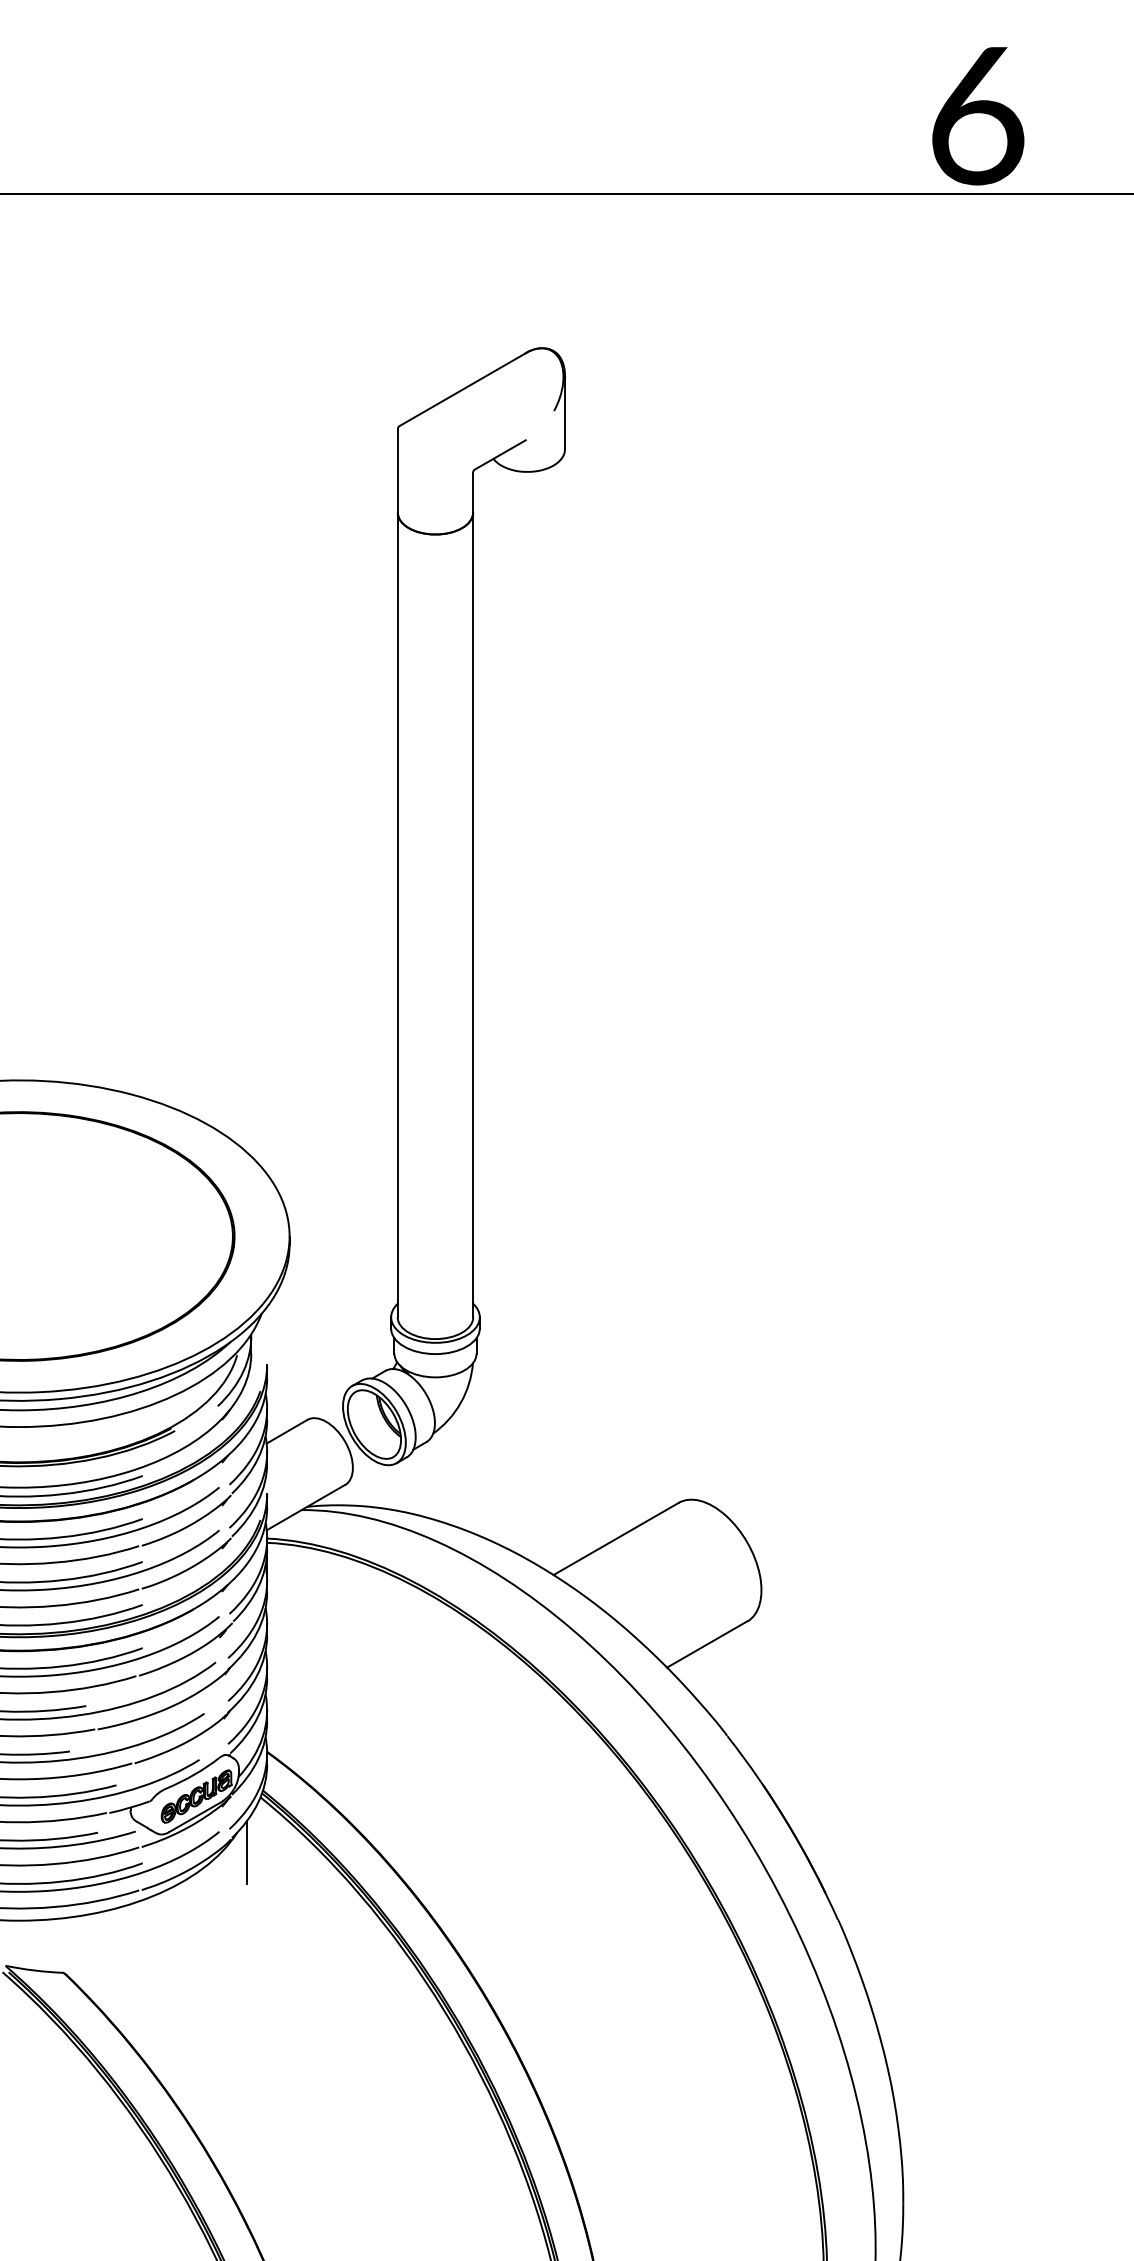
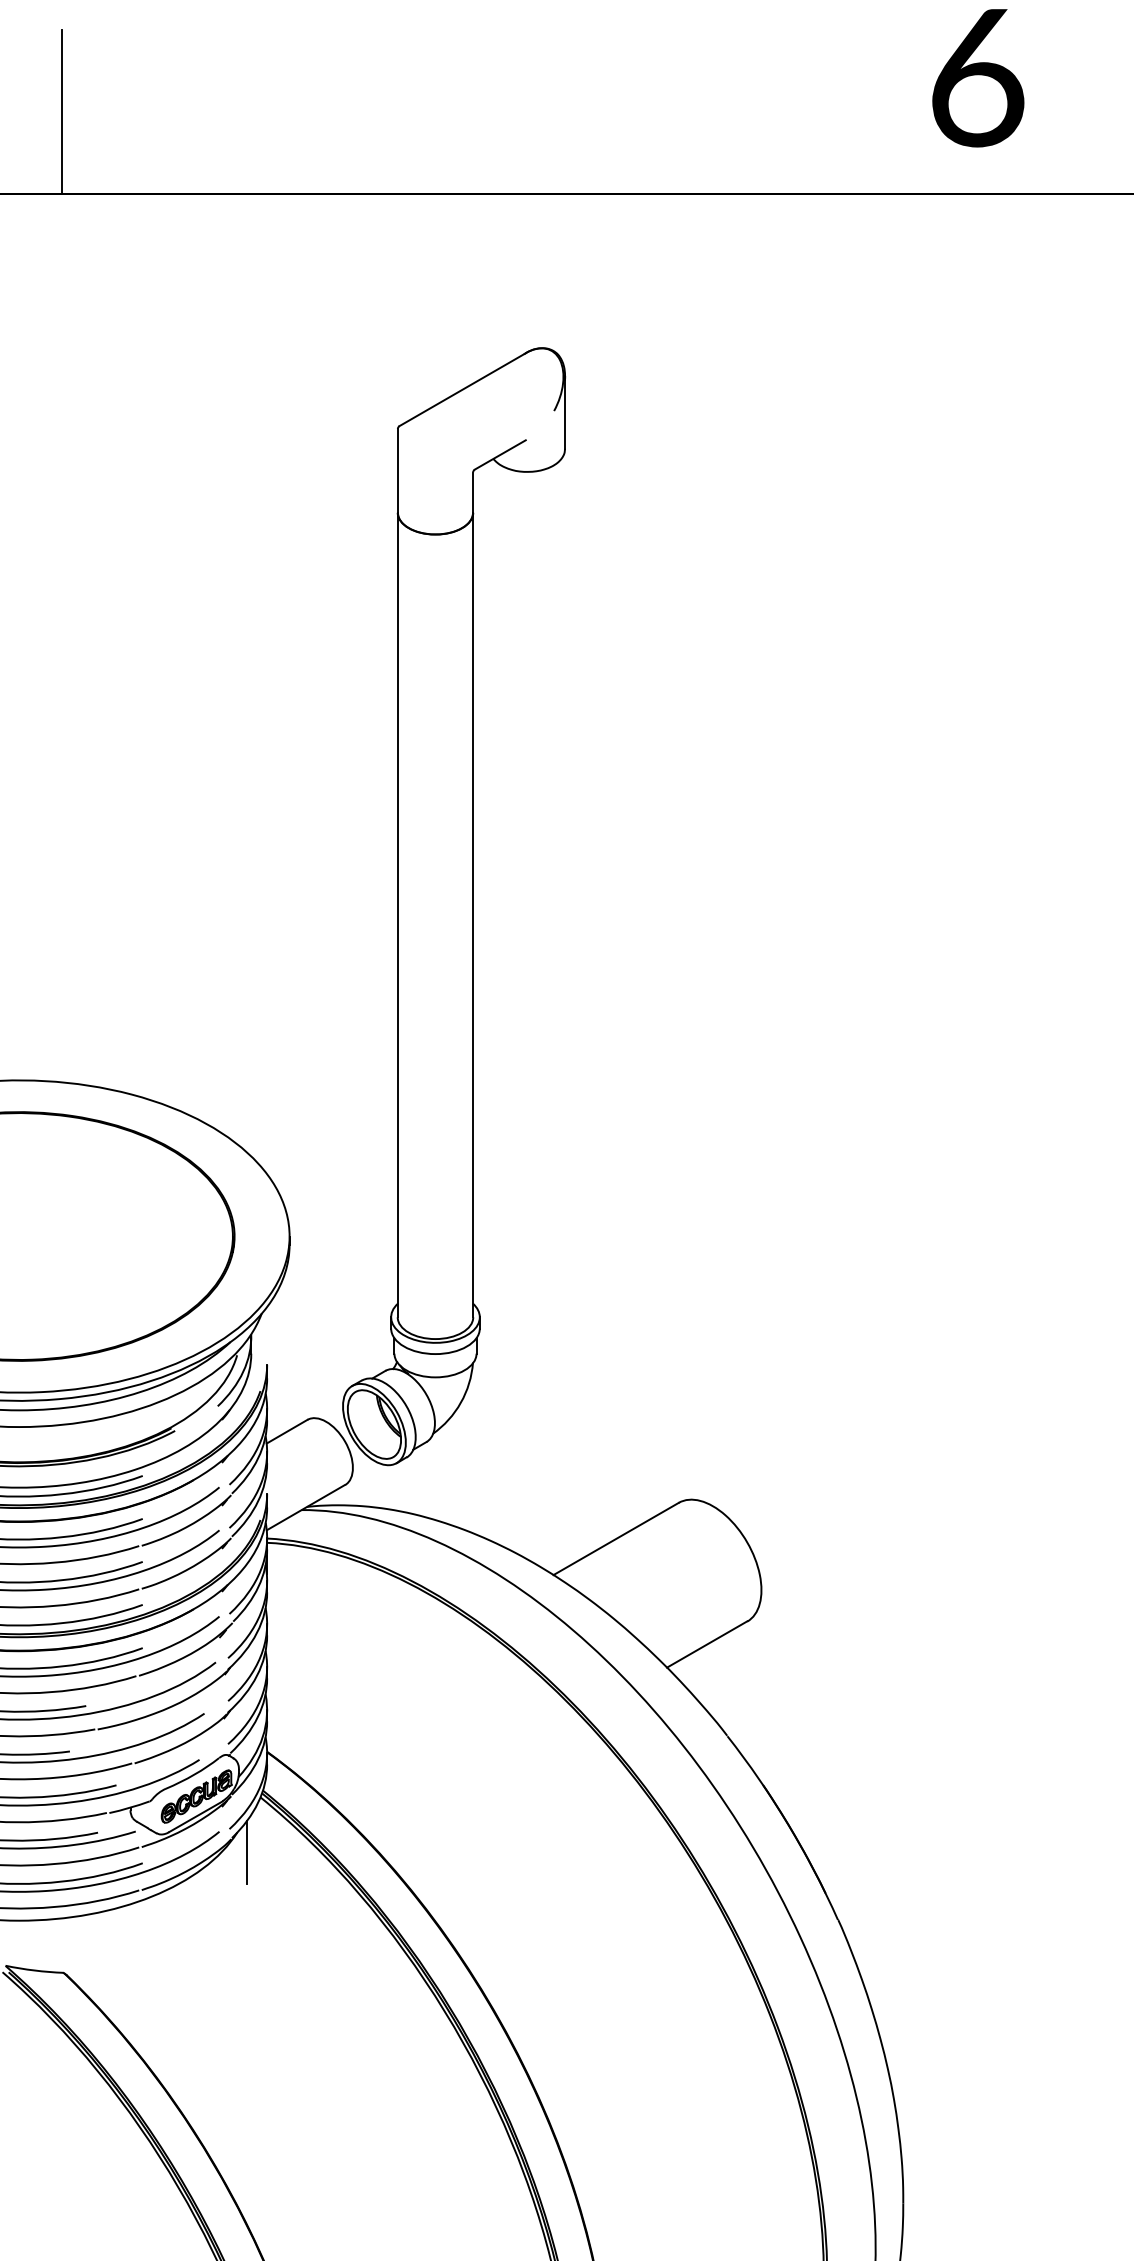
line: none -> present (61, 112)
text position: (978, 116) -> (978, 78) (978, 78)
